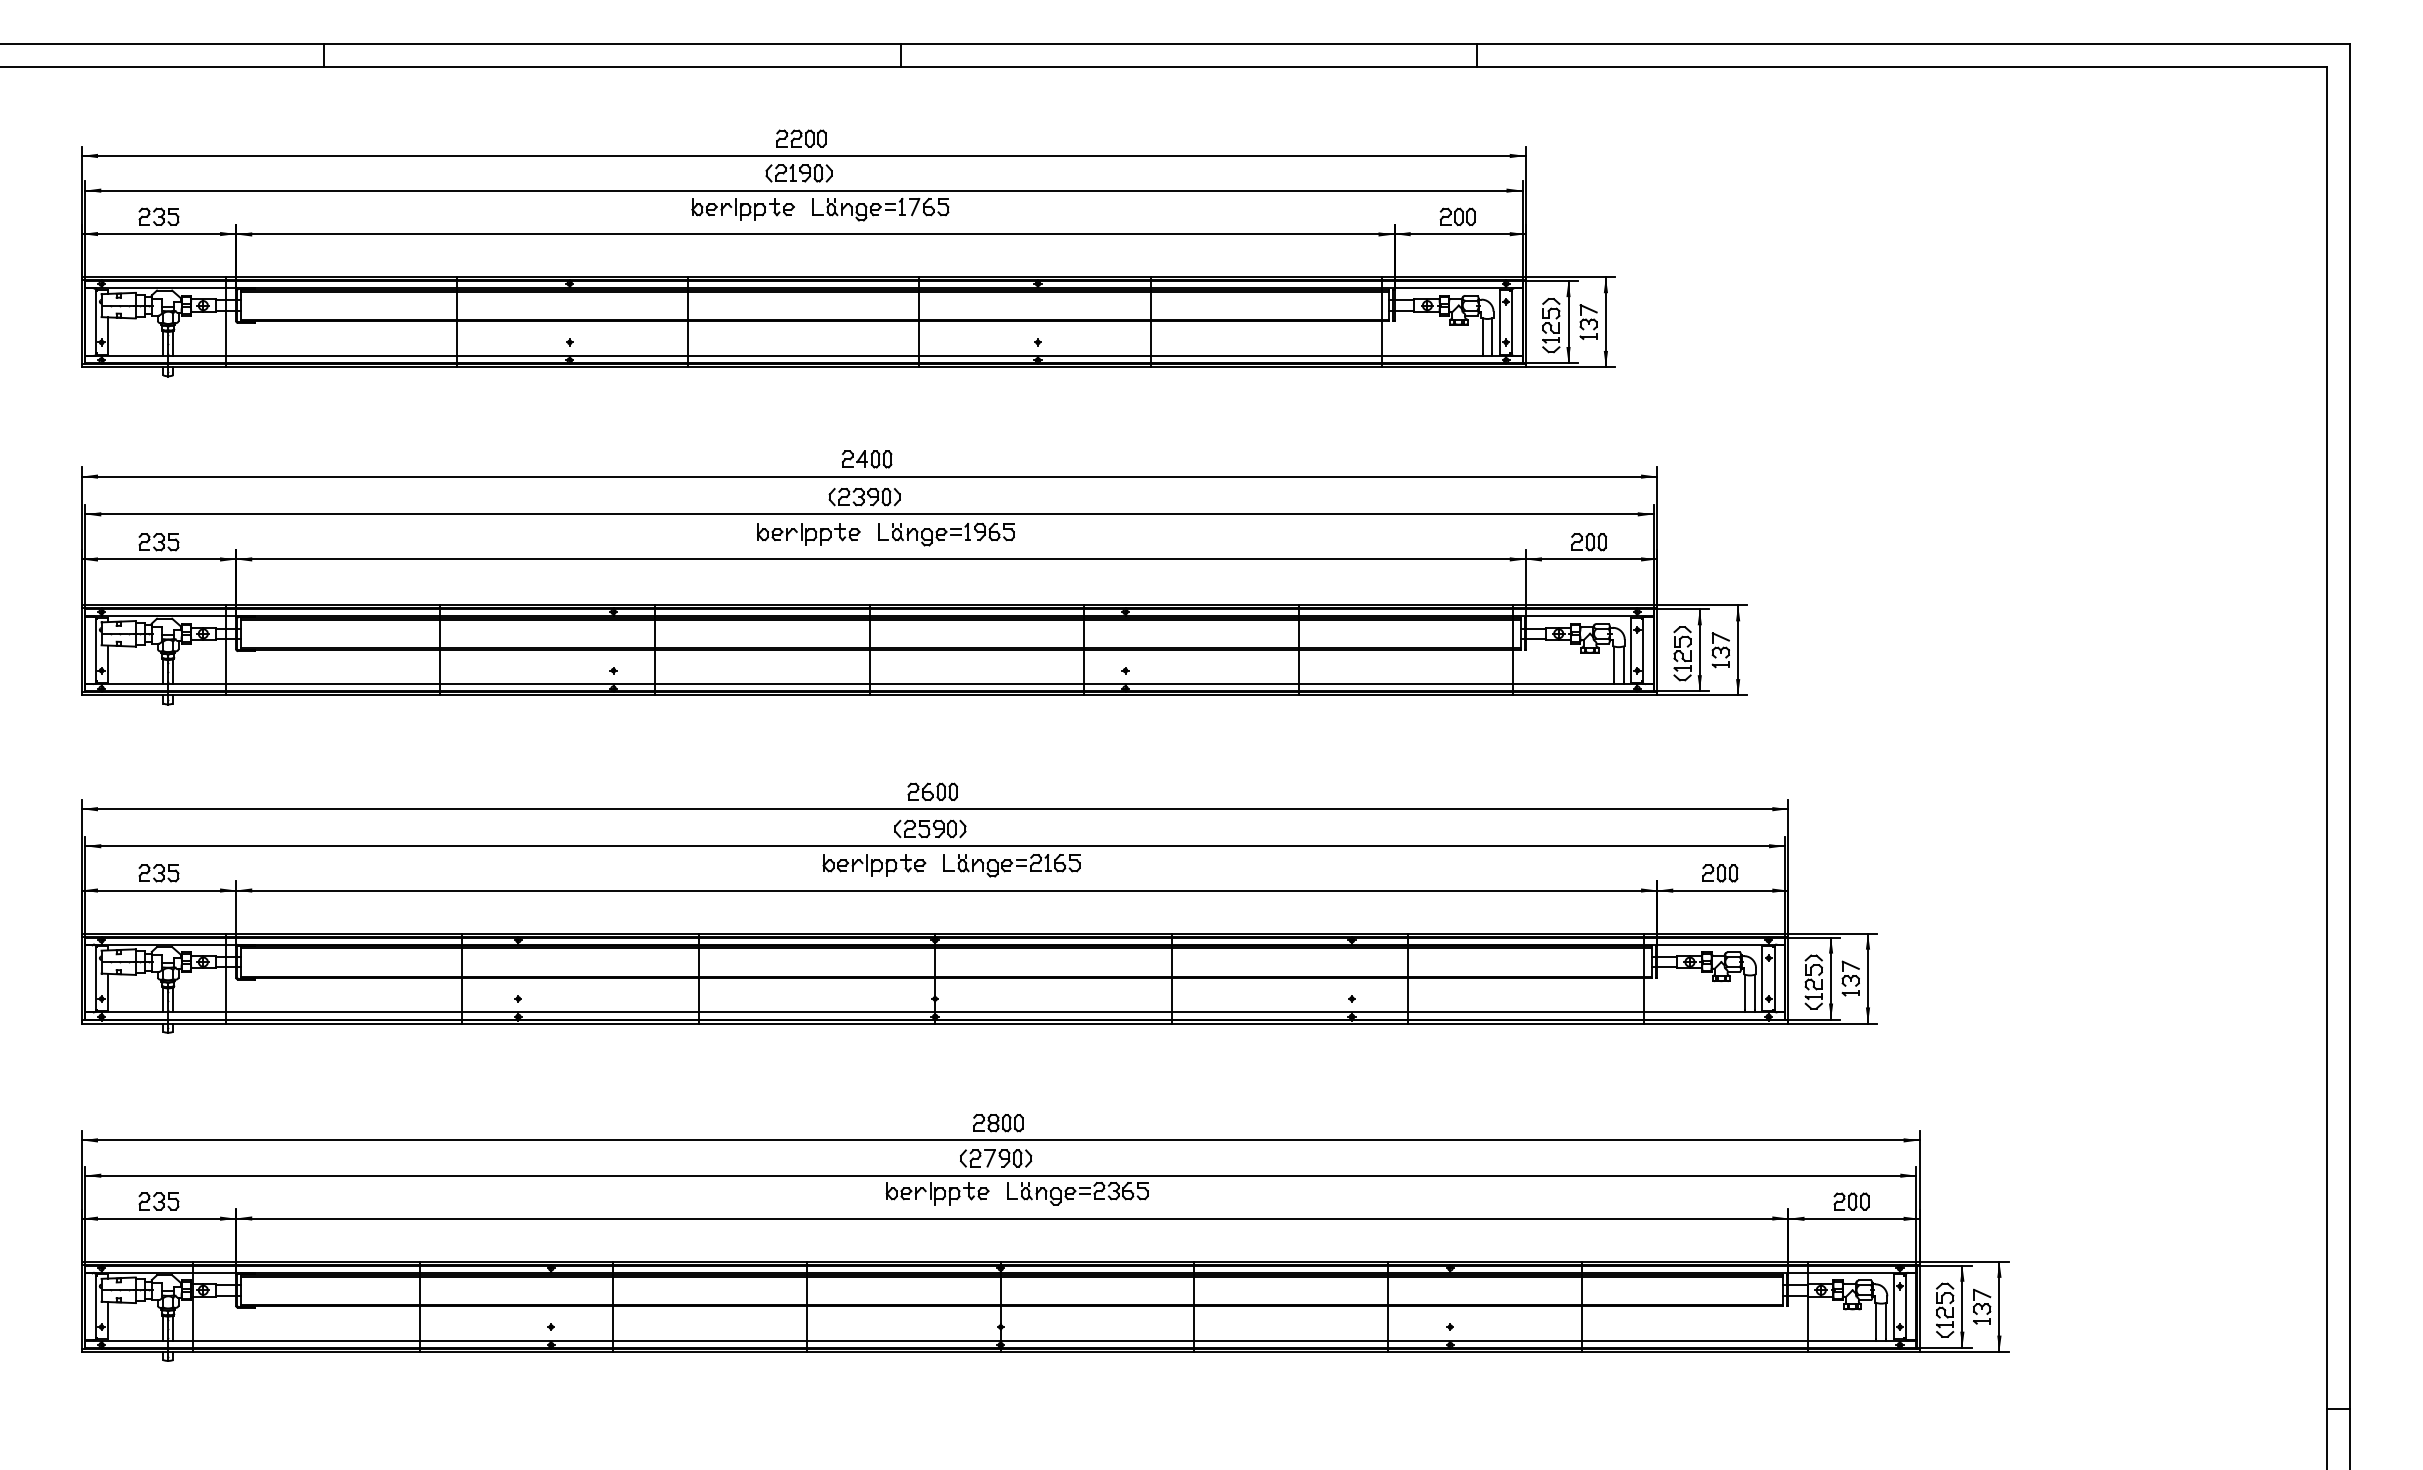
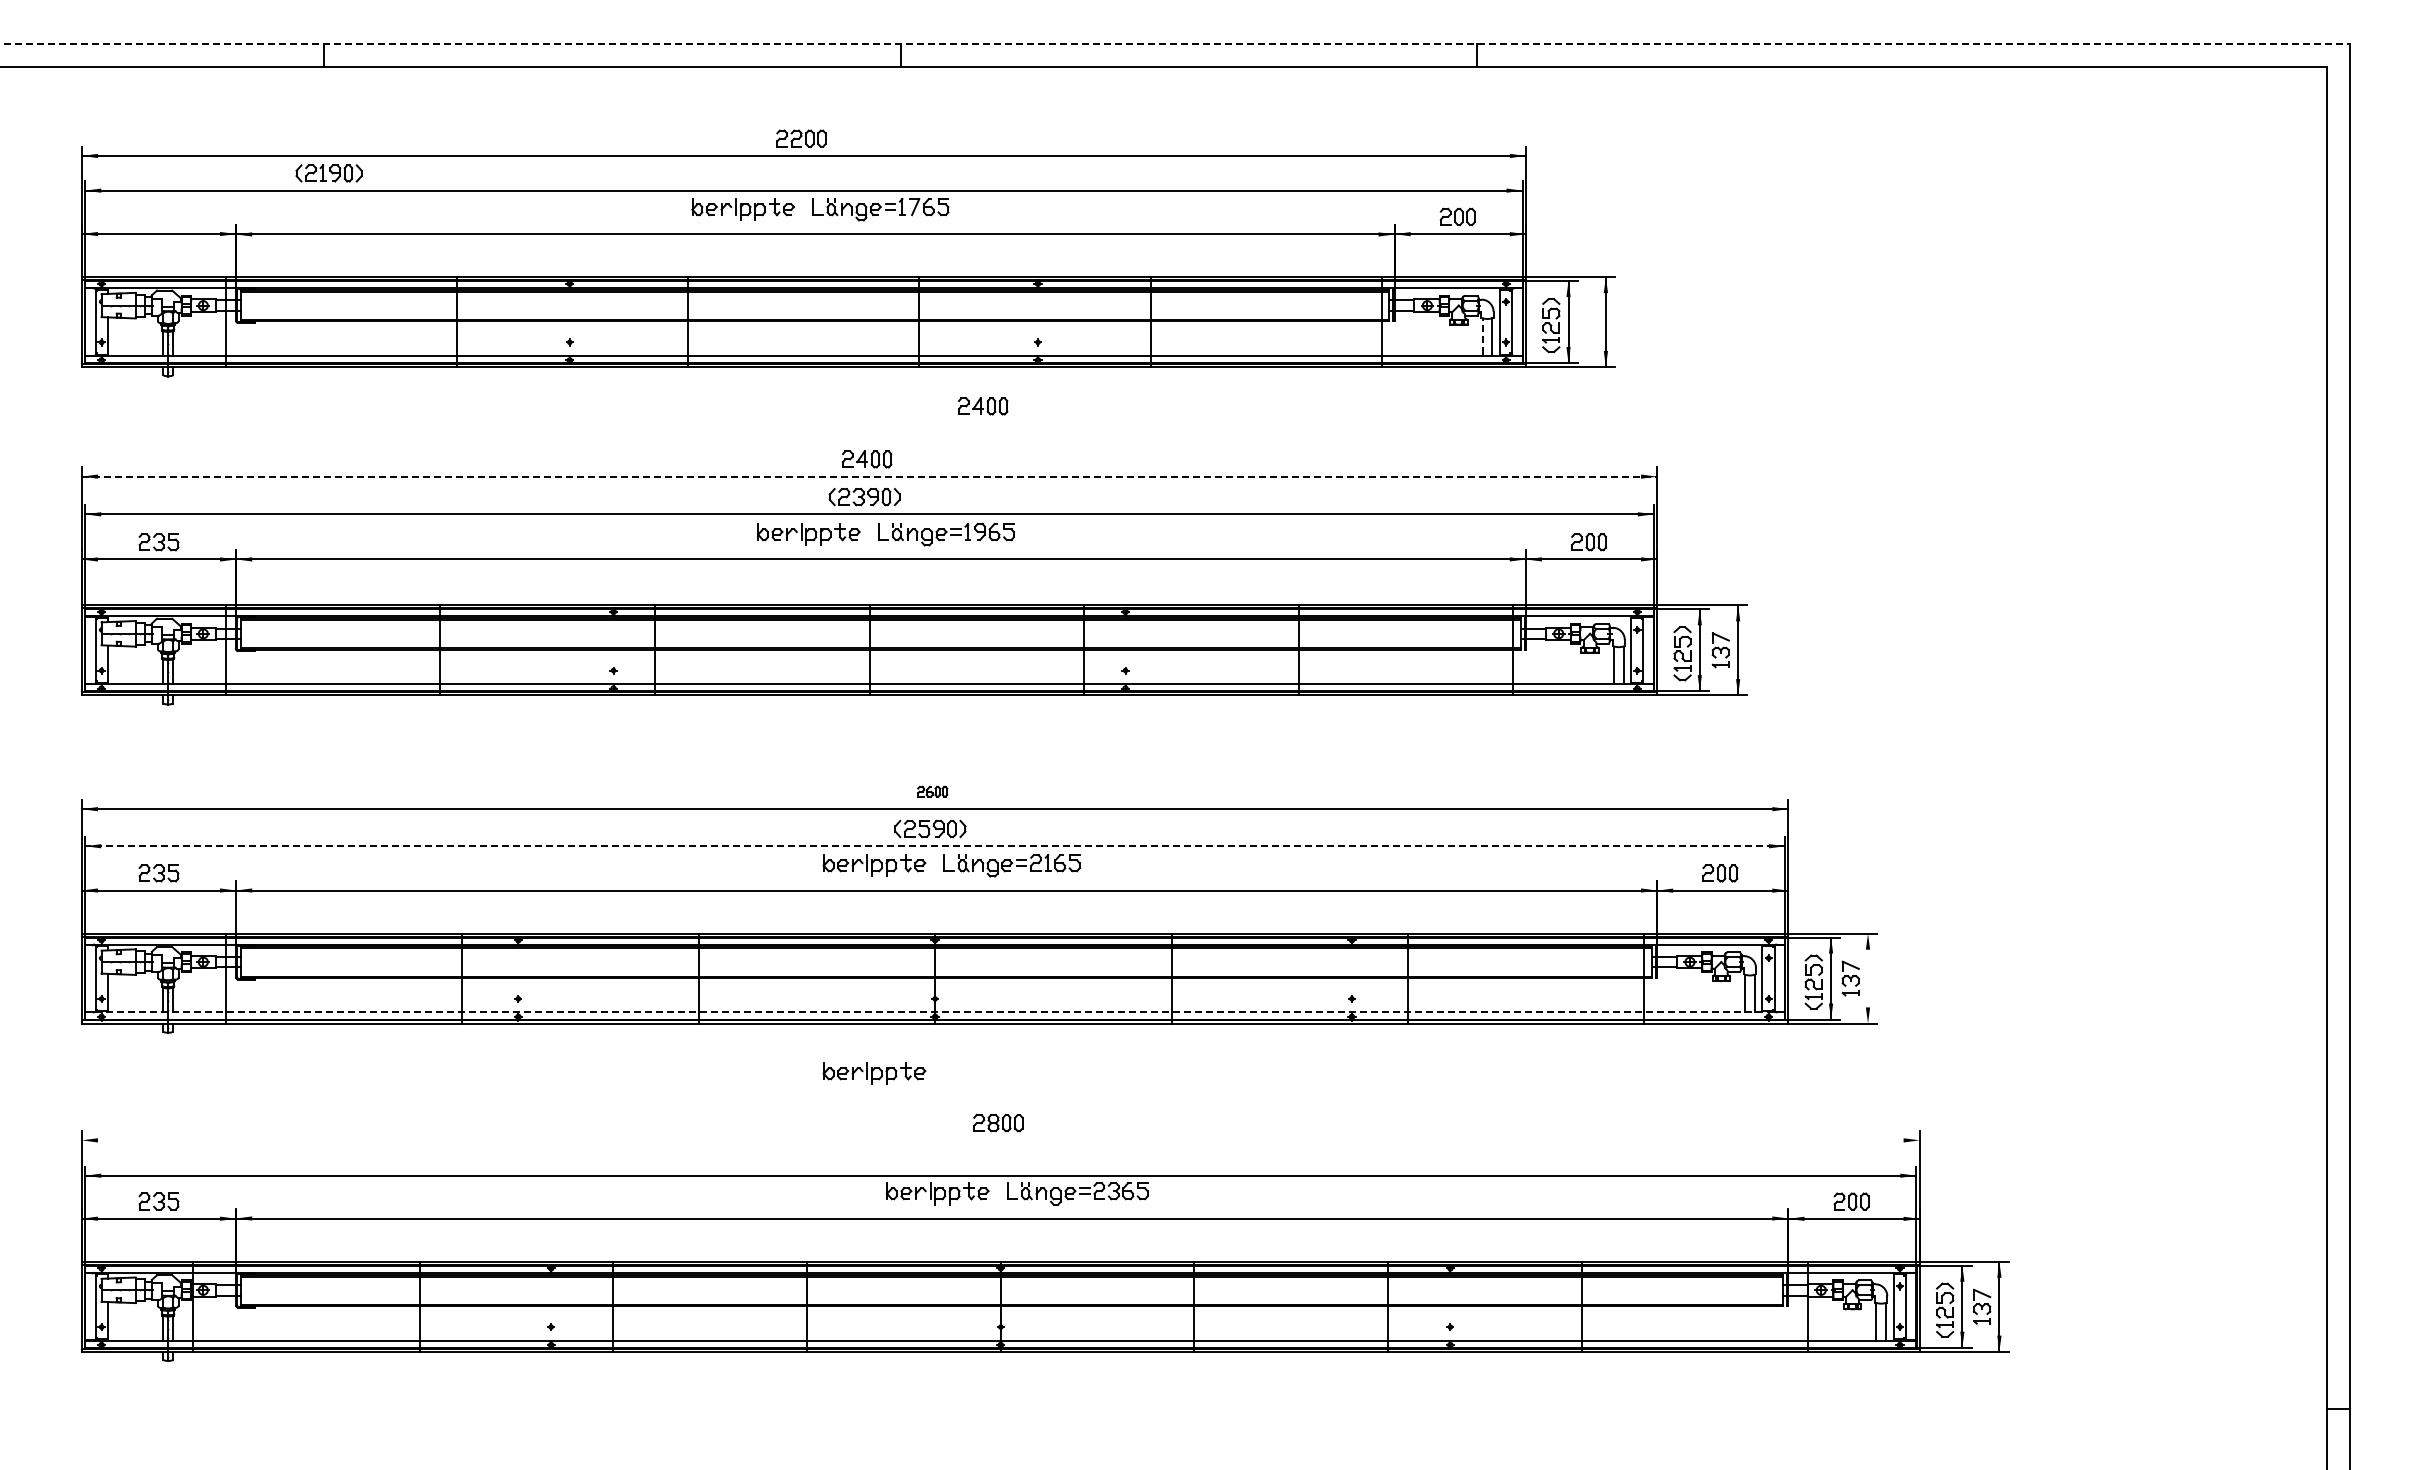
line: solid -> dashed (1175, 44)
part position: (798, 173) -> (328, 173) (328, 173)
part: present -> none (158, 216)
part: present -> none (1588, 321)
line: solid -> dashed (1482, 336)
part: none -> present (983, 406)
line: solid -> dashed (869, 476)
part size: 51x19 px -> 32x13 px (932, 791)
line: solid -> dashed (935, 846)
line: present -> none (1868, 978)
line: solid -> dashed (934, 1012)
part: none -> present (874, 1073)
line: present -> none (1000, 1140)
part: present -> none (996, 1158)
